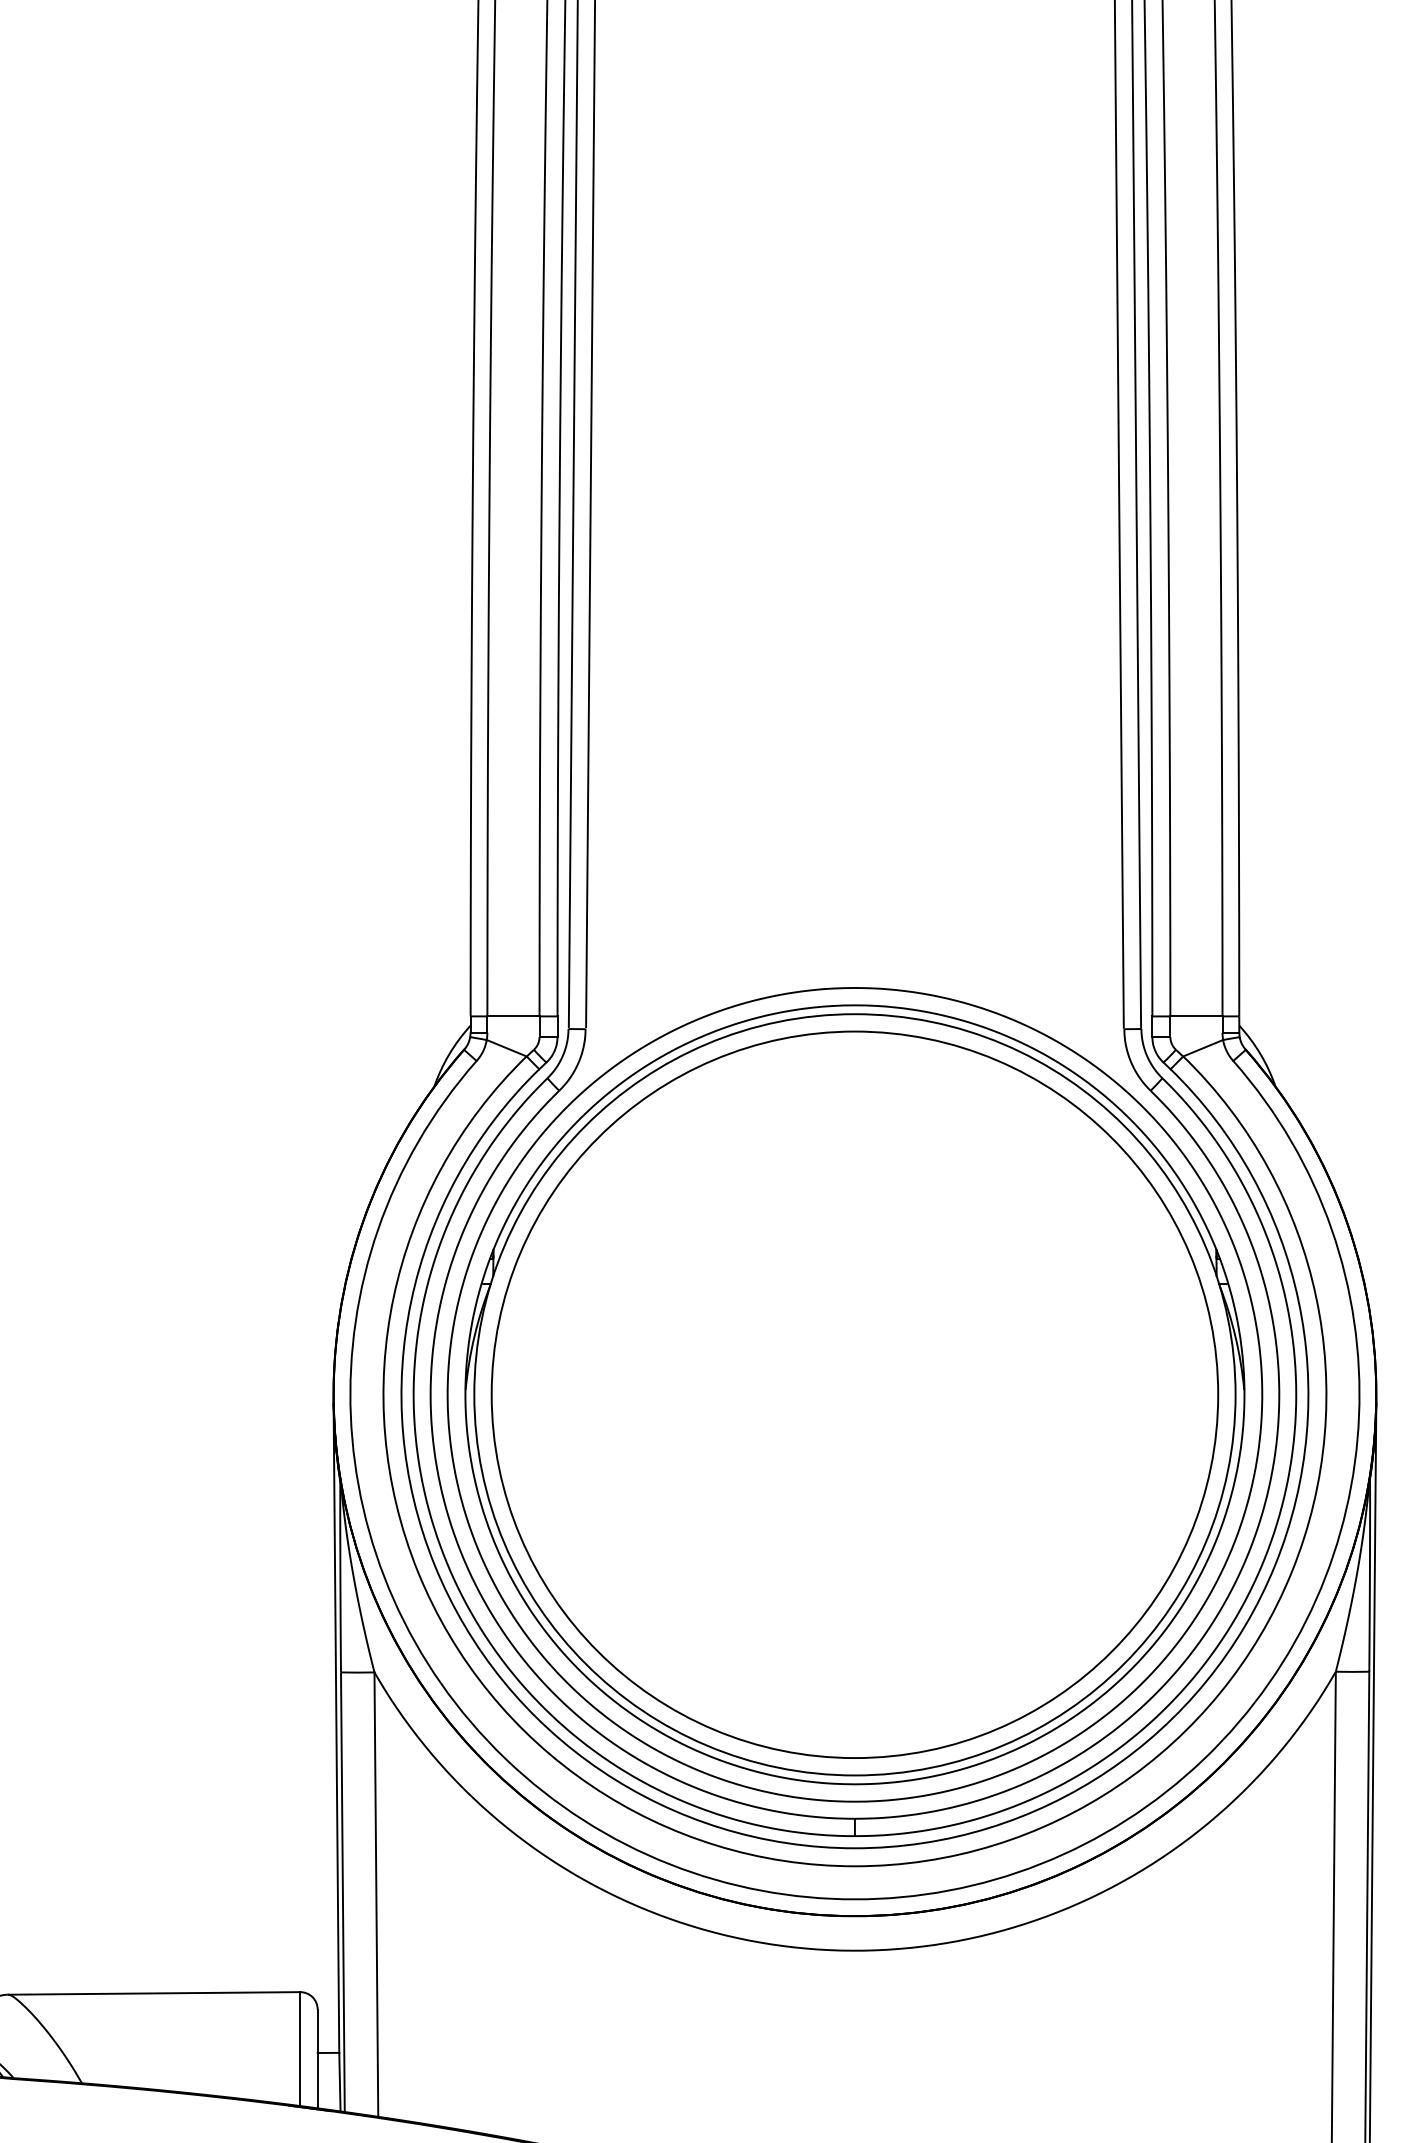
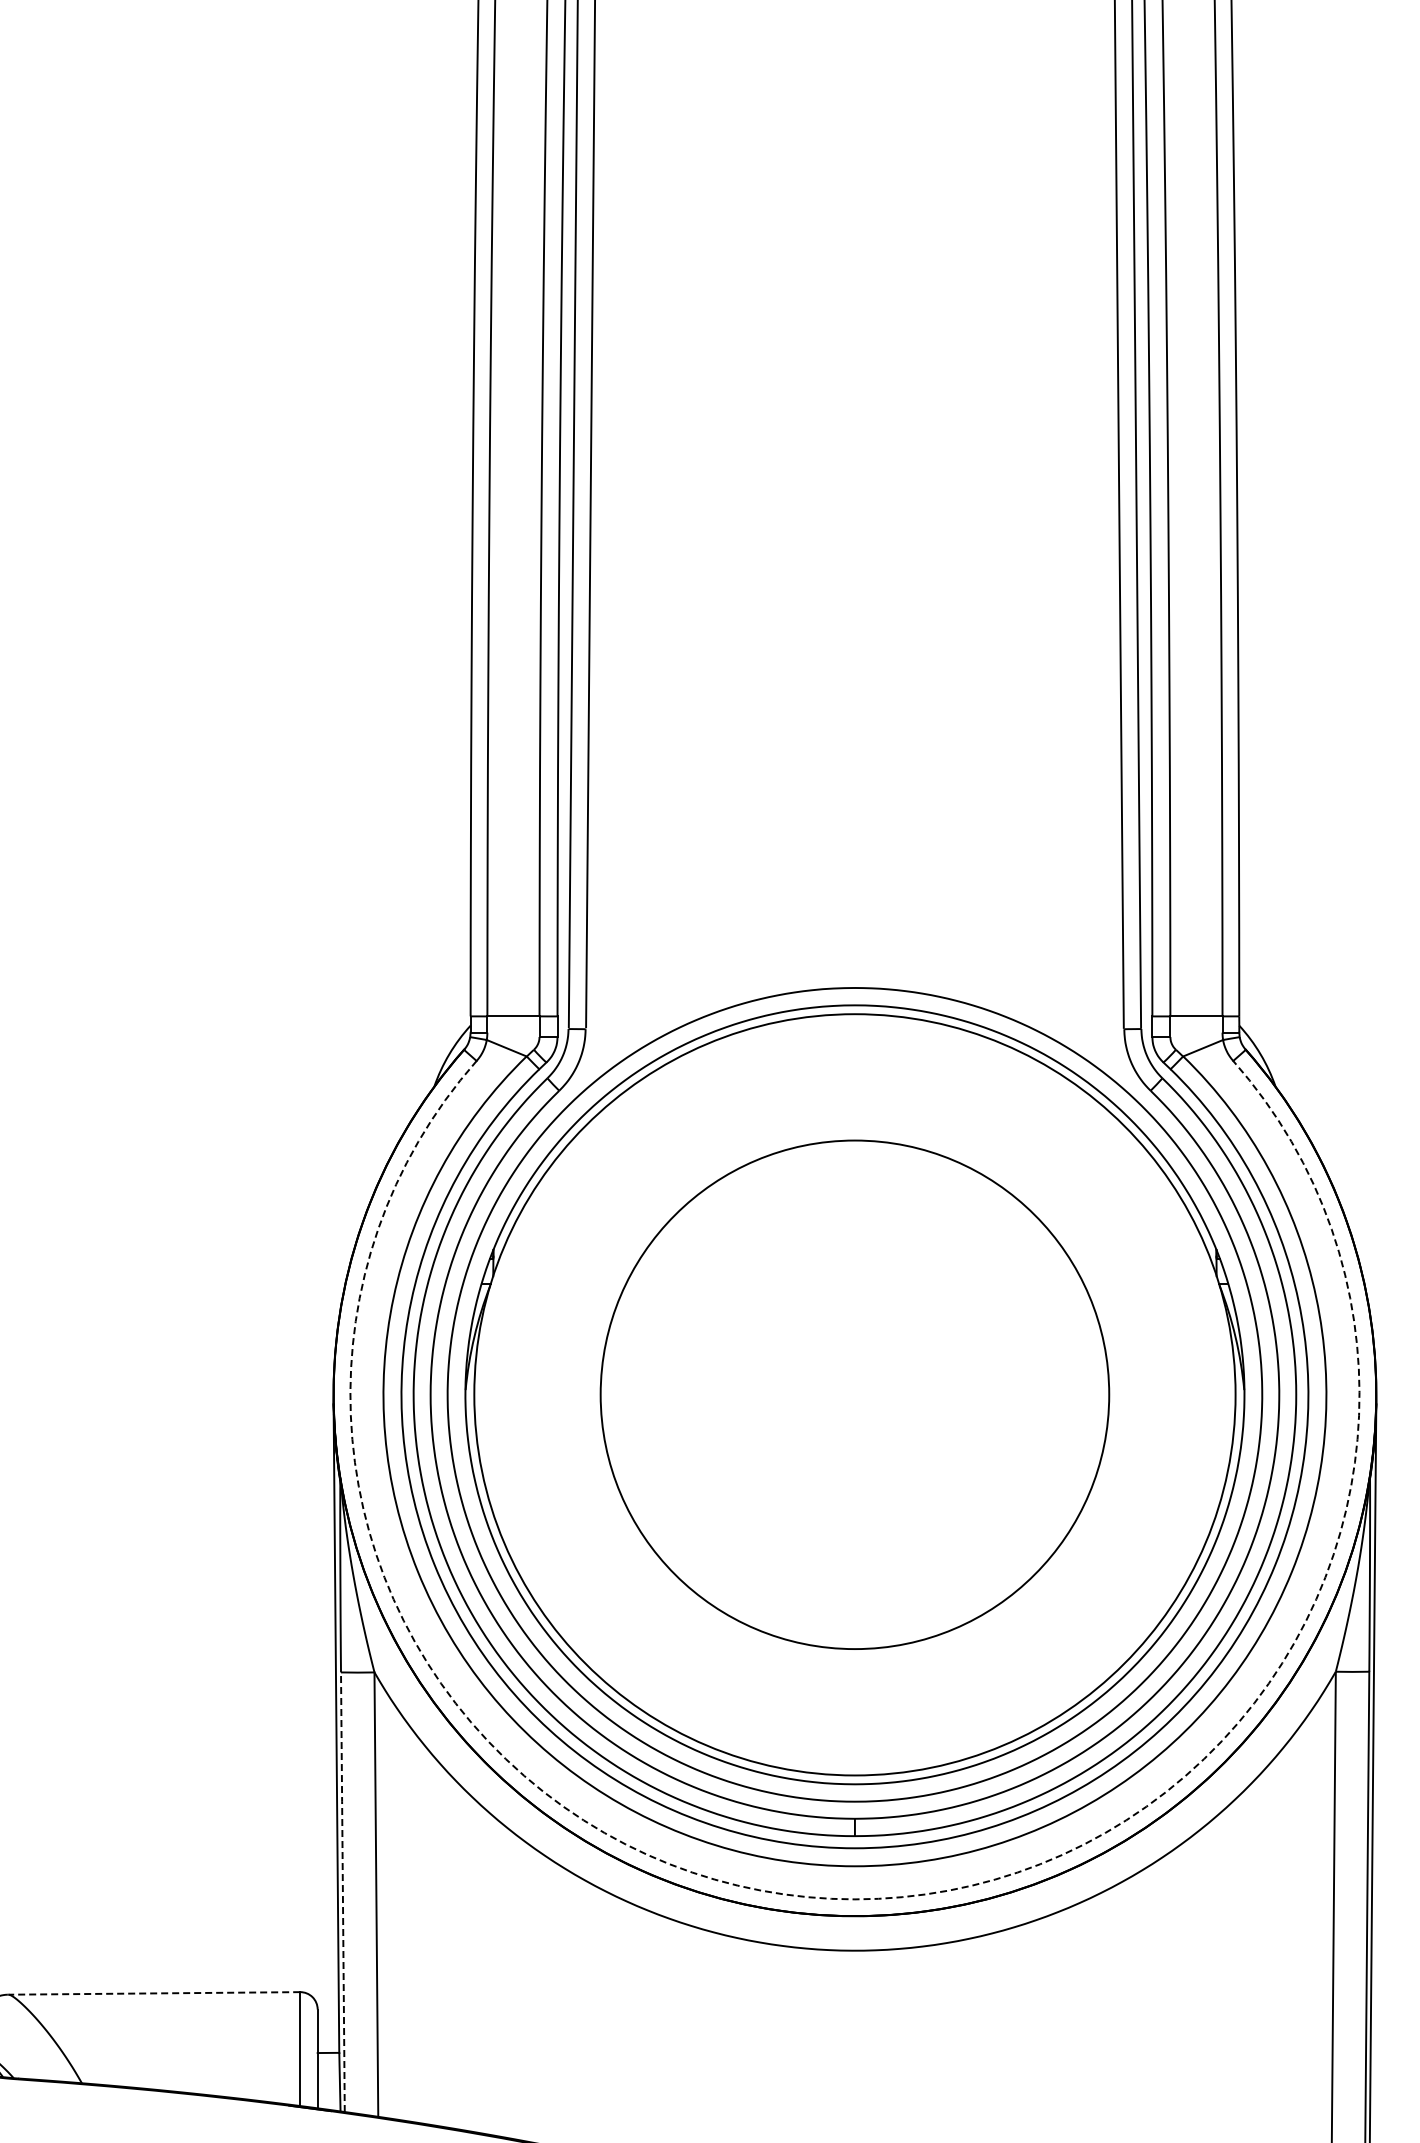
circle diameter: 727 px -> 509 px (854, 1394)
line: solid -> dashed (342, 1892)
arc: solid -> dashed (854, 1899)
line: solid -> dashed (154, 1993)
